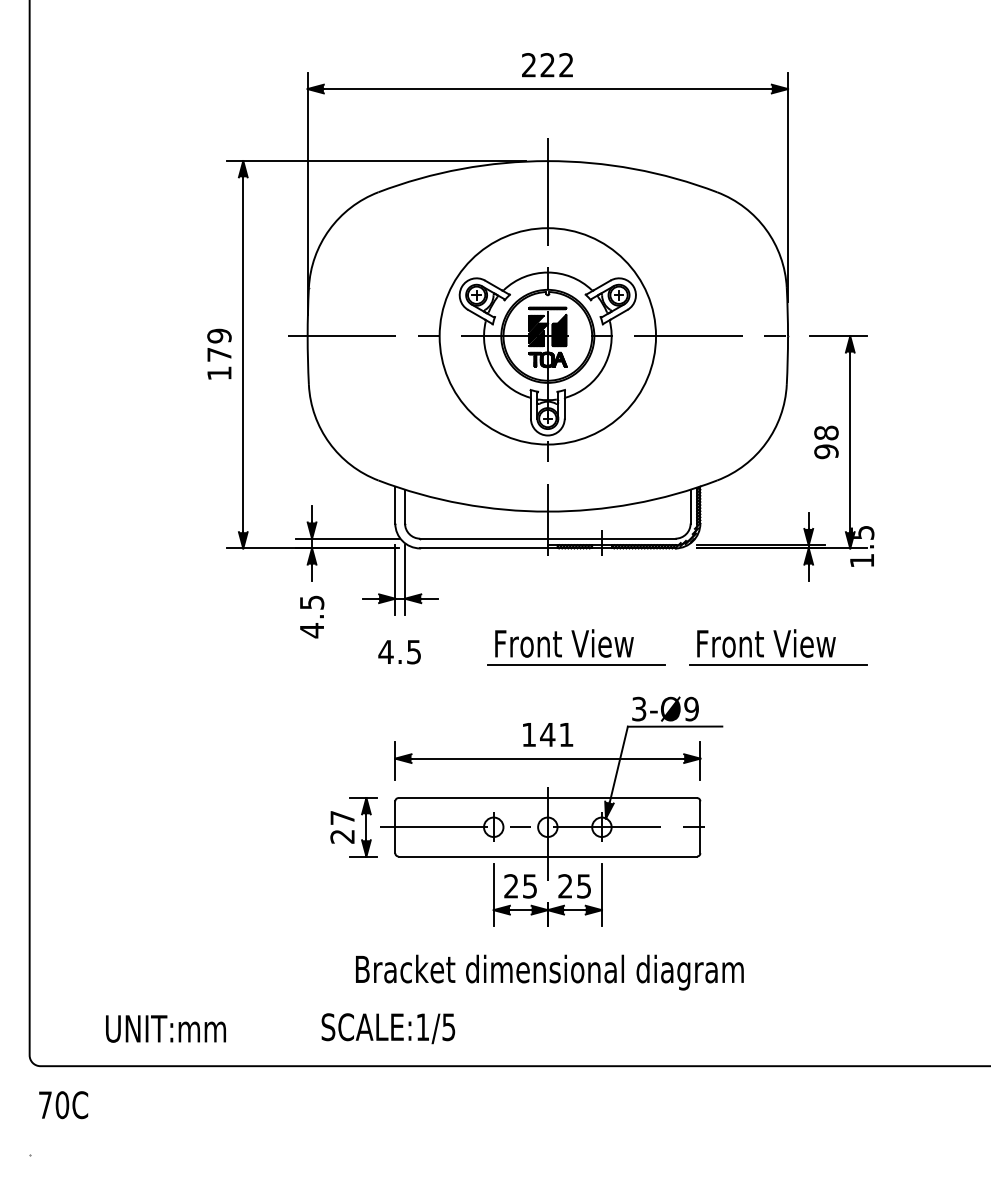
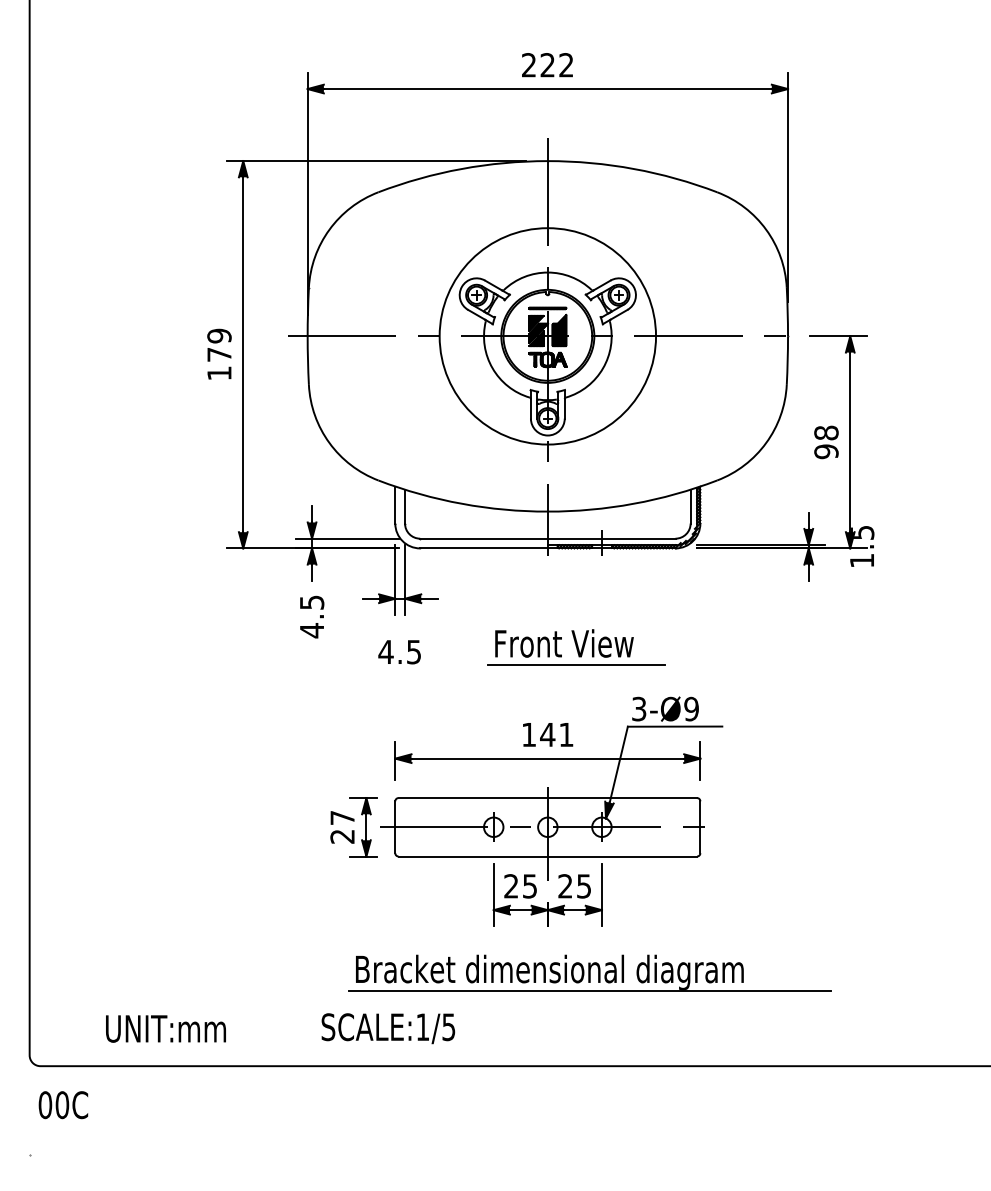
part: present -> none (778, 647)
line: none -> present (589, 990)
text: 70C -> 00C (45, 1105)
